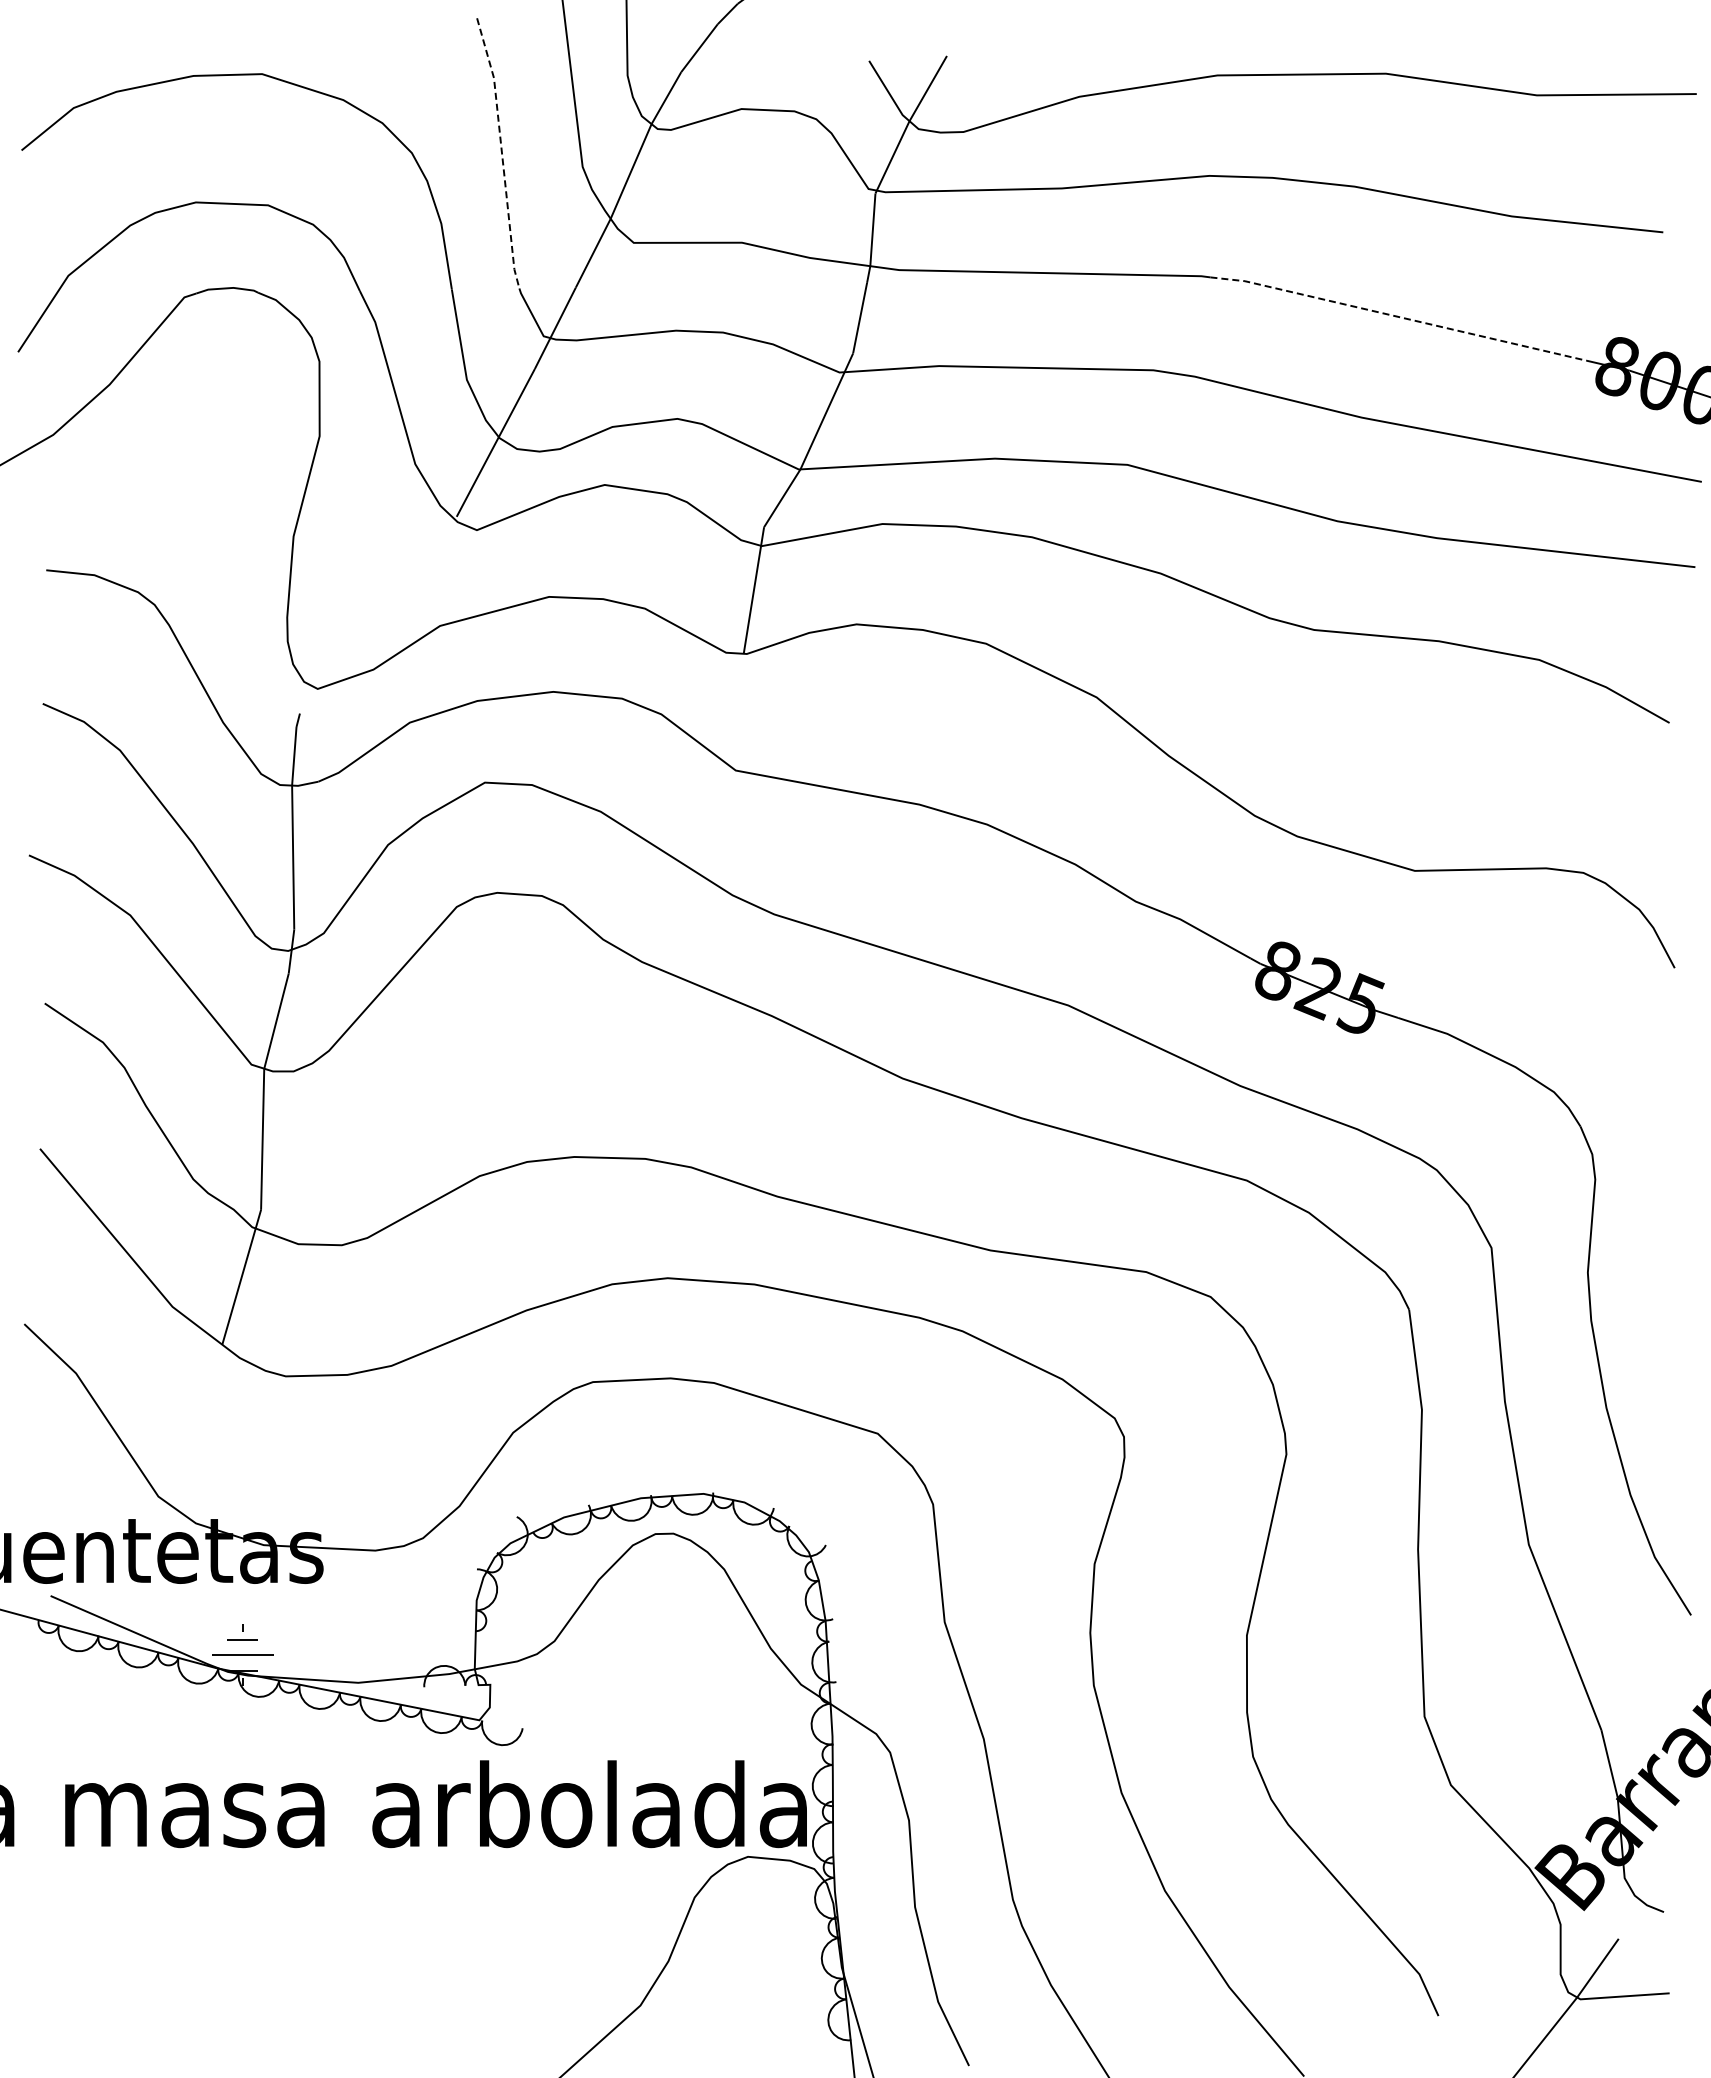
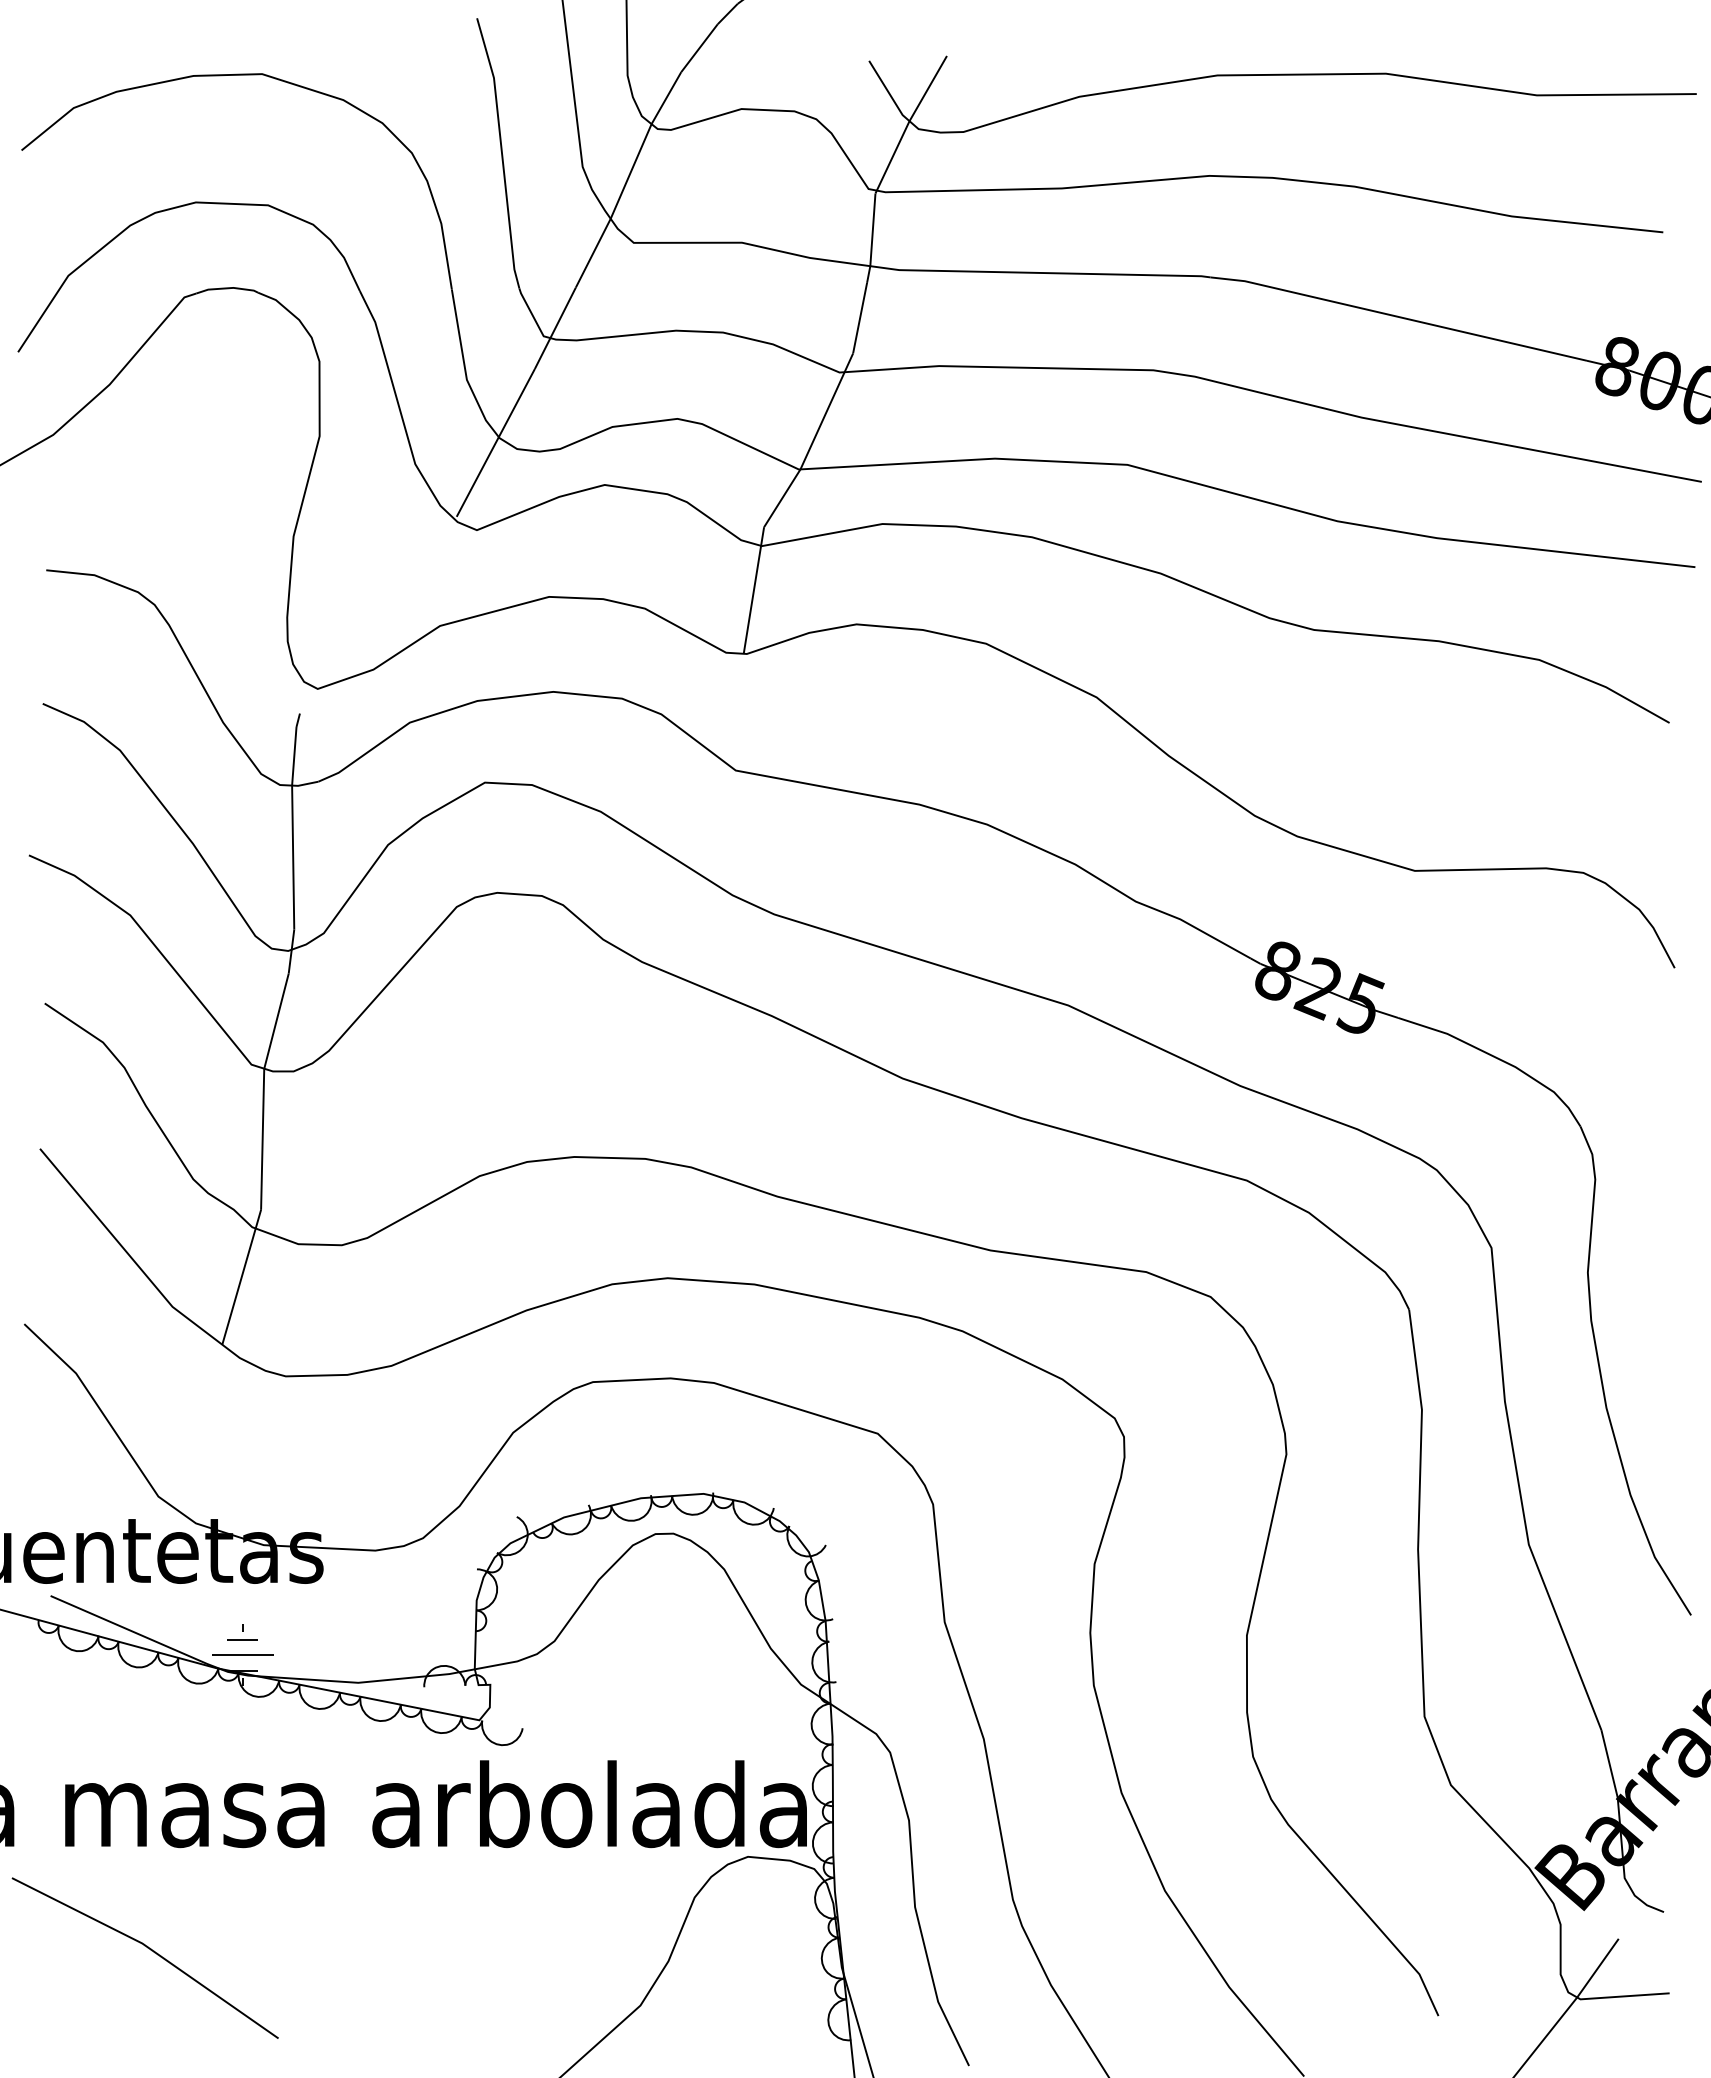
line: dashed -> solid (501, 152)
line: dashed -> solid (1398, 316)
line: none -> present (150, 1950)
